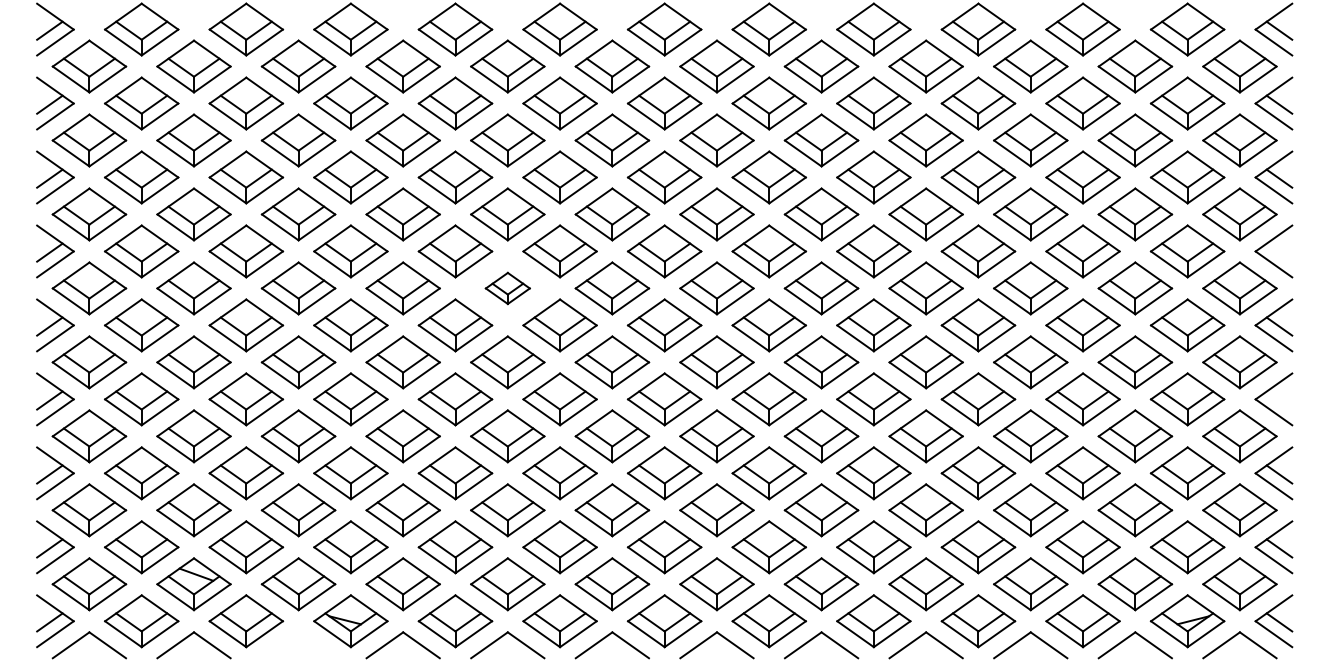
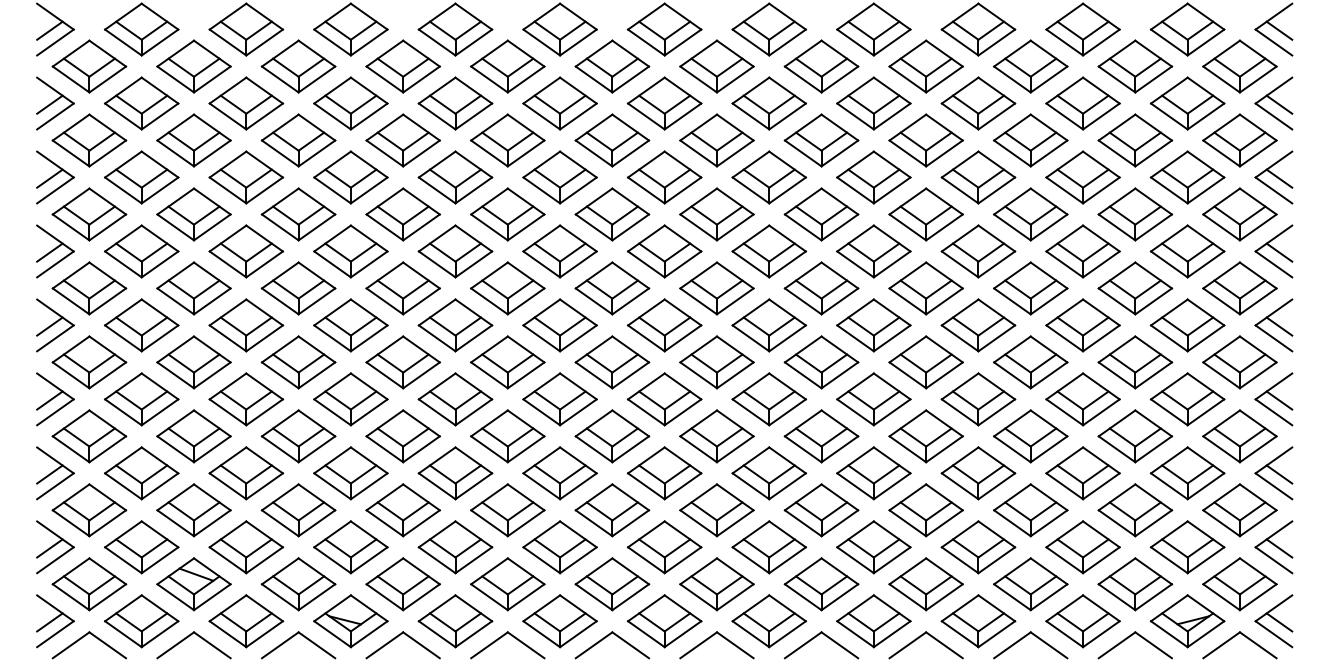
line: none -> present (1279, 252)
part size: 47x35 px -> 76x55 px (507, 288)
line: none -> present (1279, 400)
part: none -> present (293, 637)
